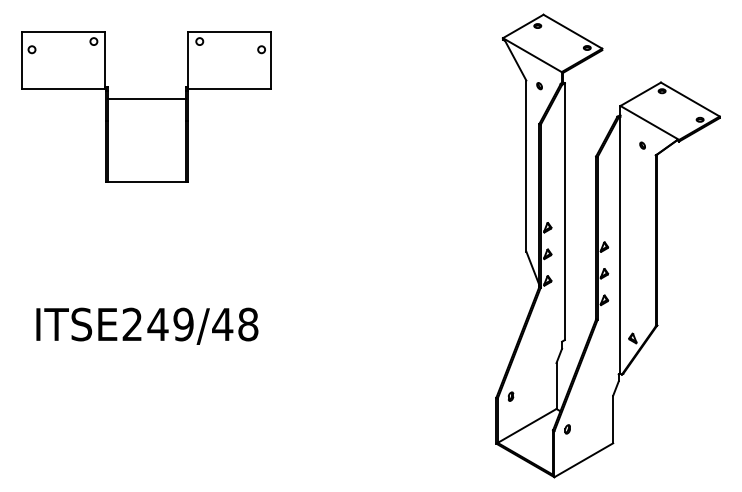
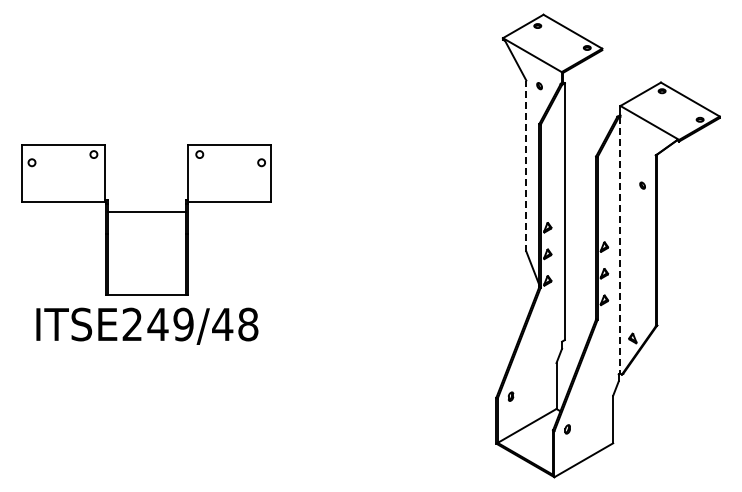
part position: (146, 106) -> (146, 219) (146, 219)
part position: (642, 145) -> (642, 185) (642, 185)
line: solid -> dashed (526, 165)
line: solid -> dashed (620, 245)
